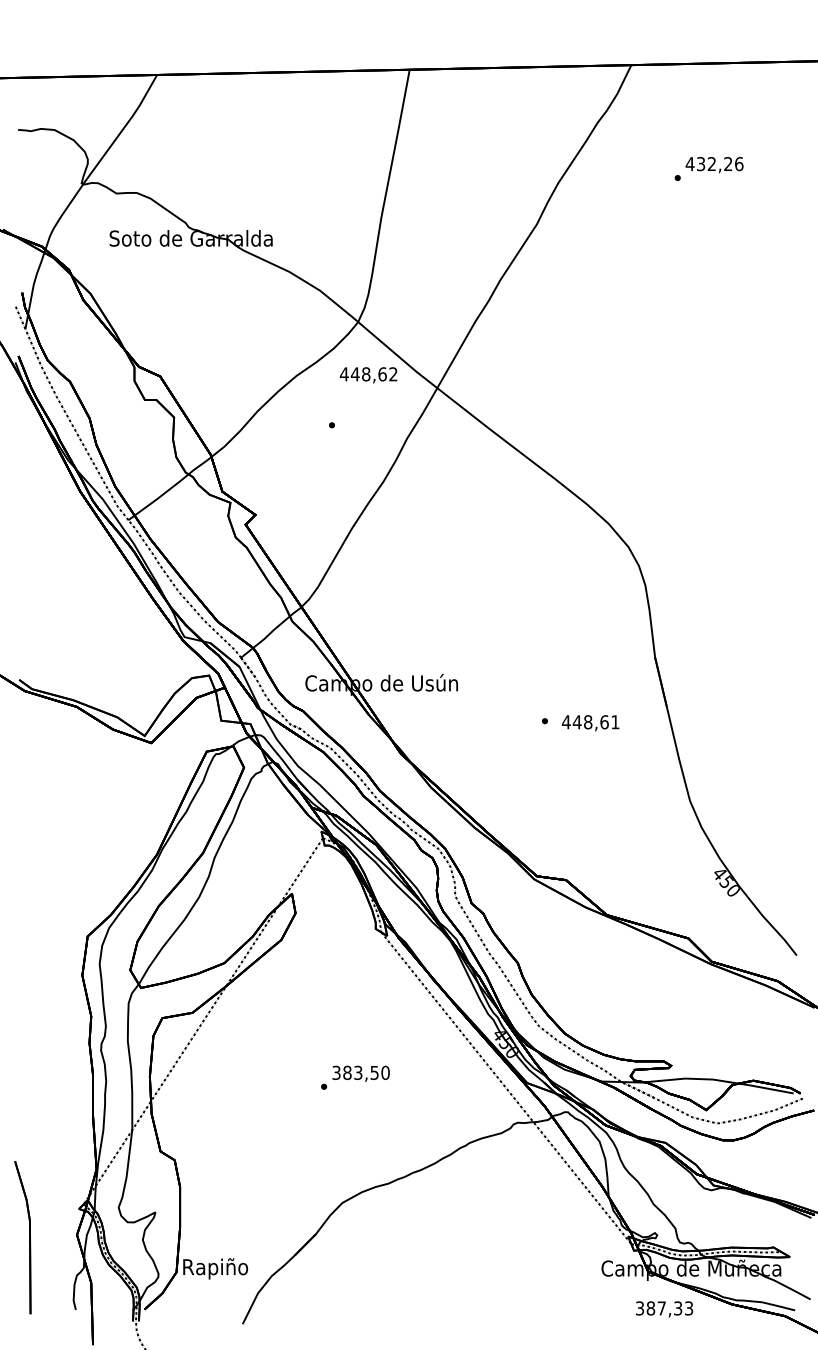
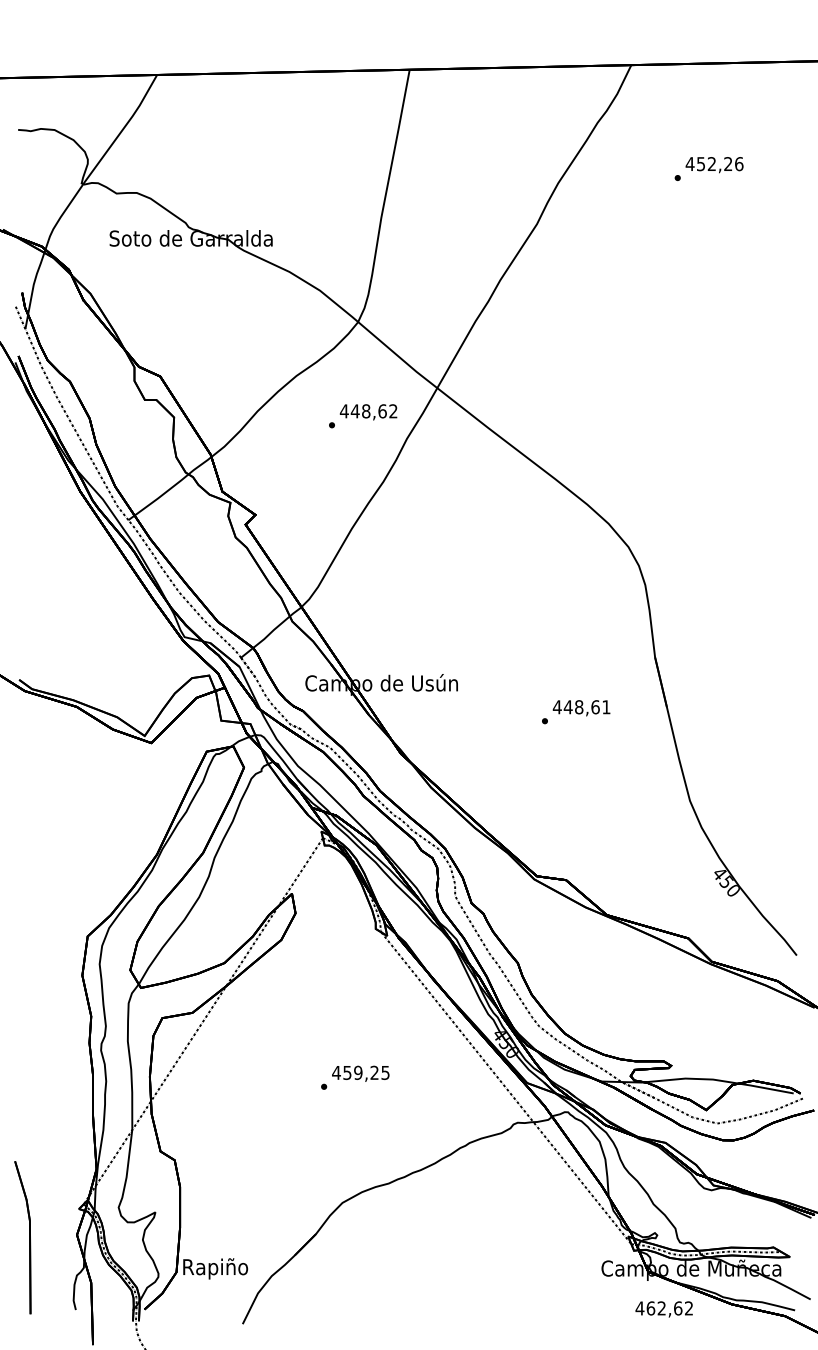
text: 432,26 -> 452,26 (701, 163)
text position: (368, 375) -> (368, 412) (368, 412)
text position: (590, 723) -> (581, 708) (581, 708)
text: 383,50 -> 459,25 (360, 1072)
text: 387,33 -> 462,62 (664, 1308)
